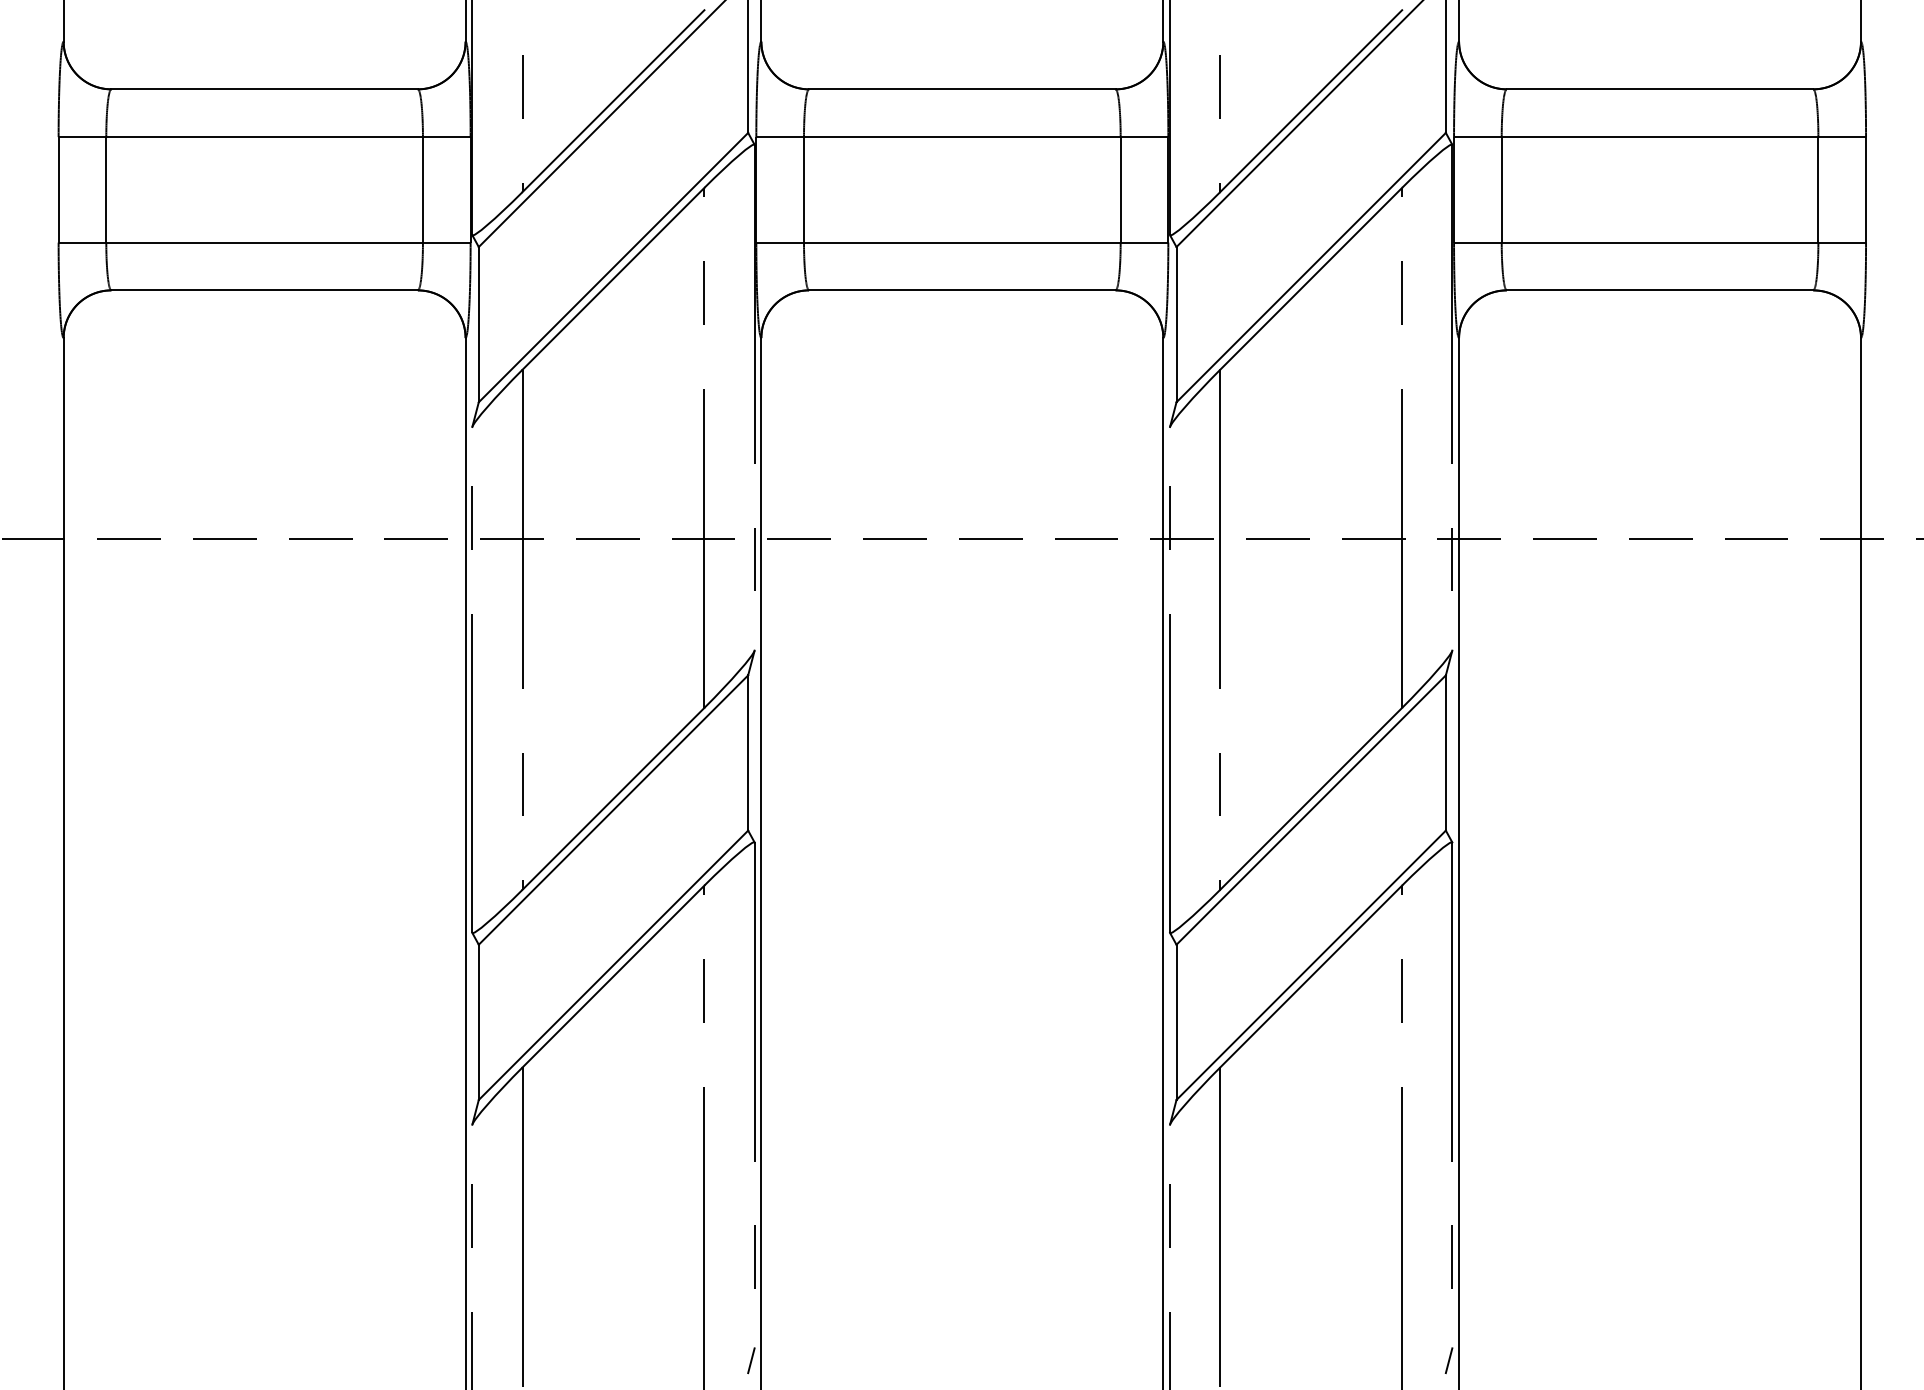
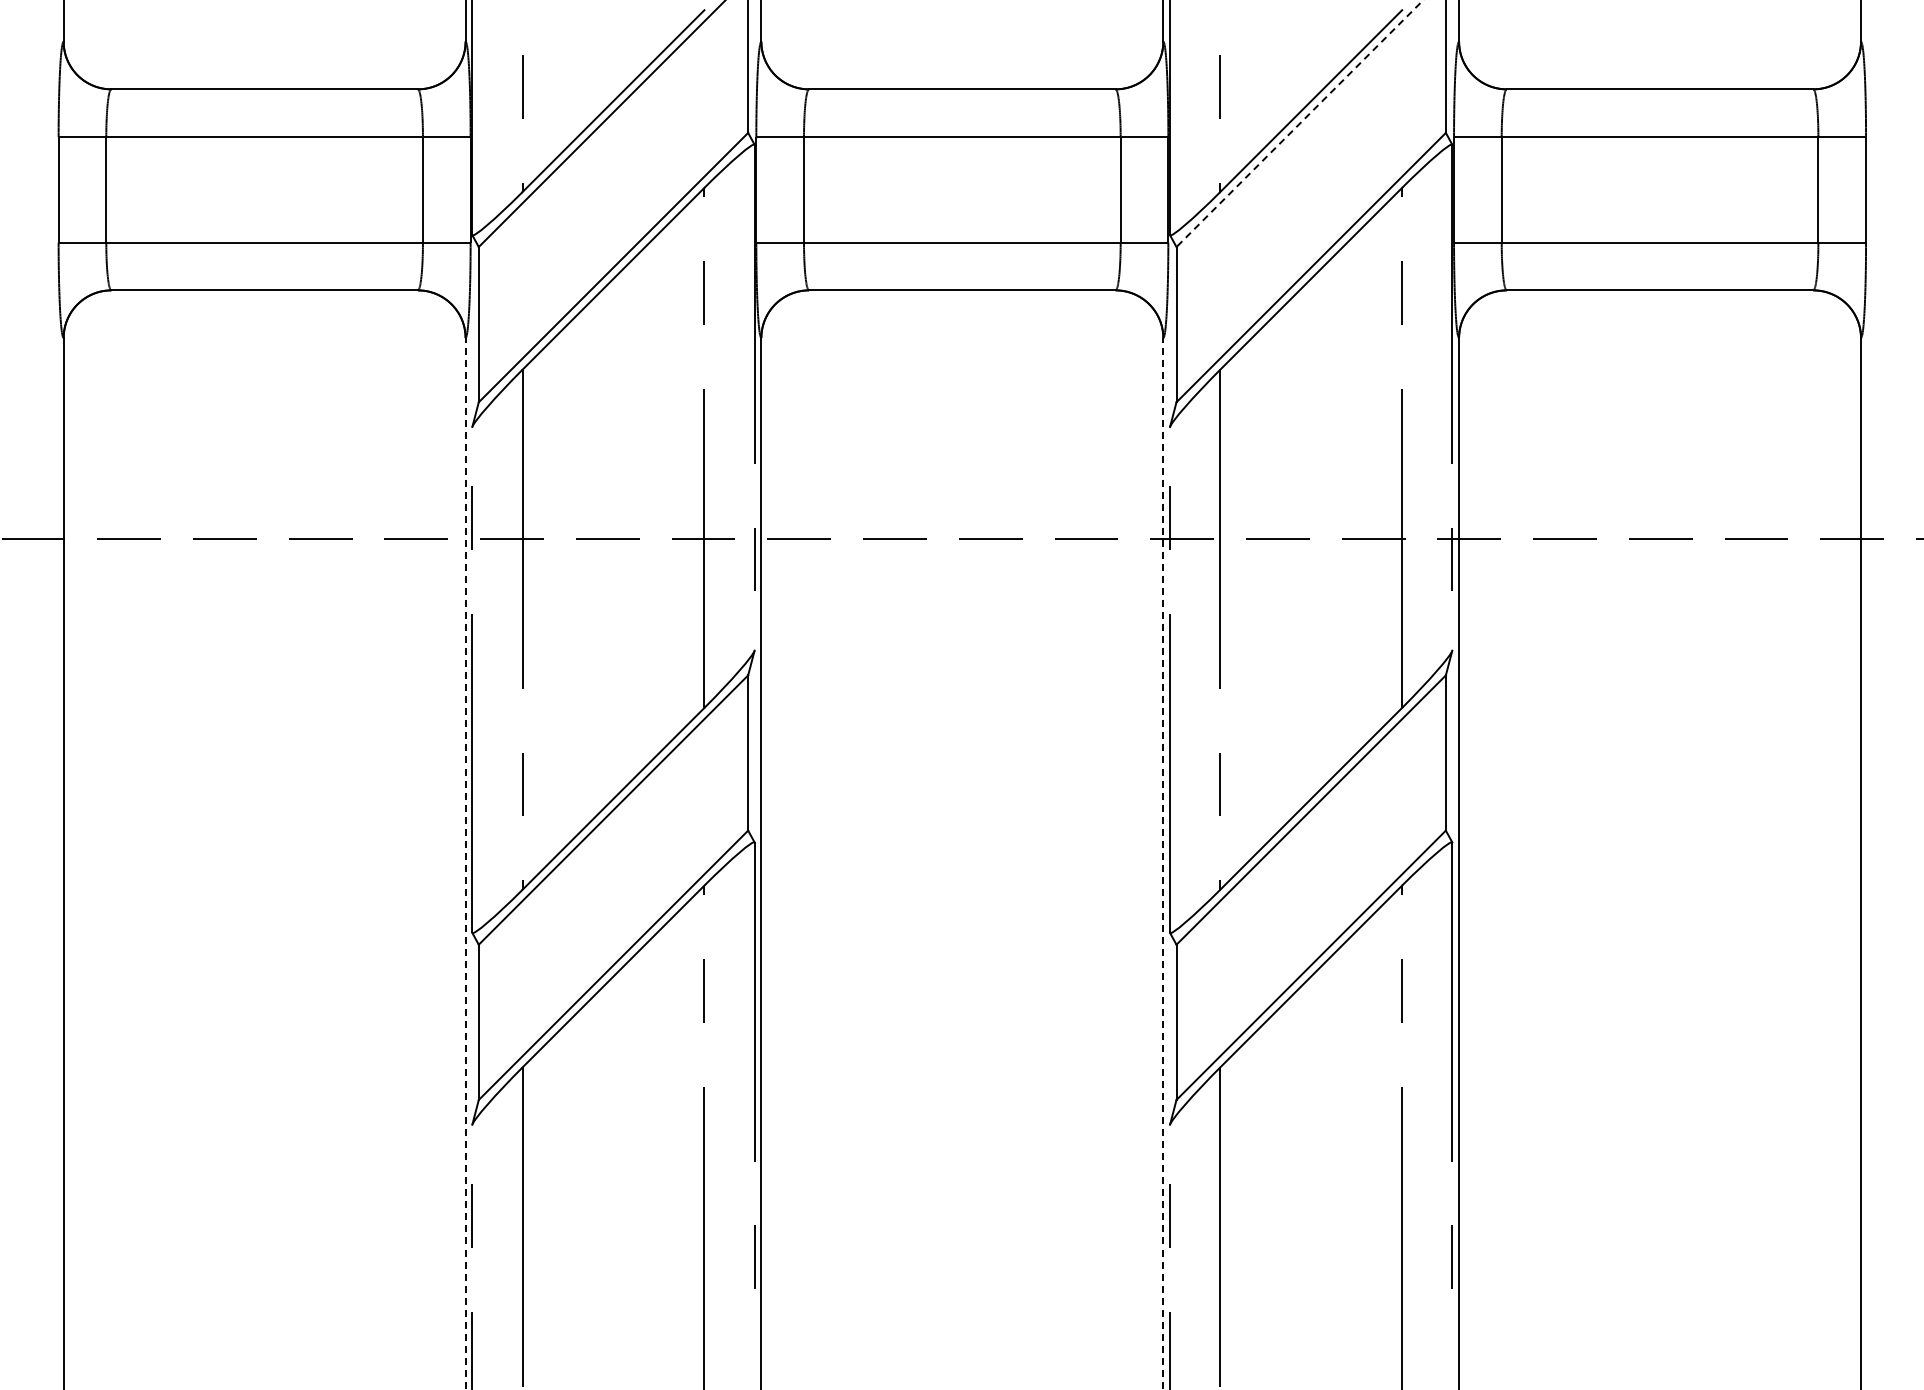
line: solid -> dashed (1299, 124)
line: solid -> dashed (465, 863)
line: solid -> dashed (1163, 863)
line: present -> none (751, 1360)
line: present -> none (1448, 1360)
